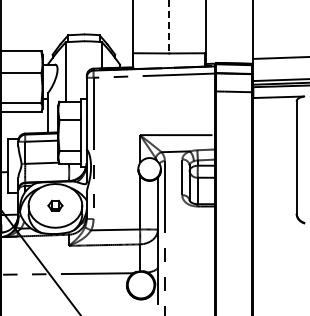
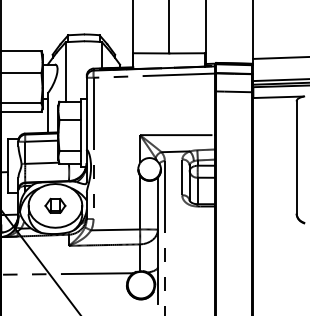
line: dashed -> solid (169, 27)
part size: 17x13 px -> 23x17 px (55, 205)
